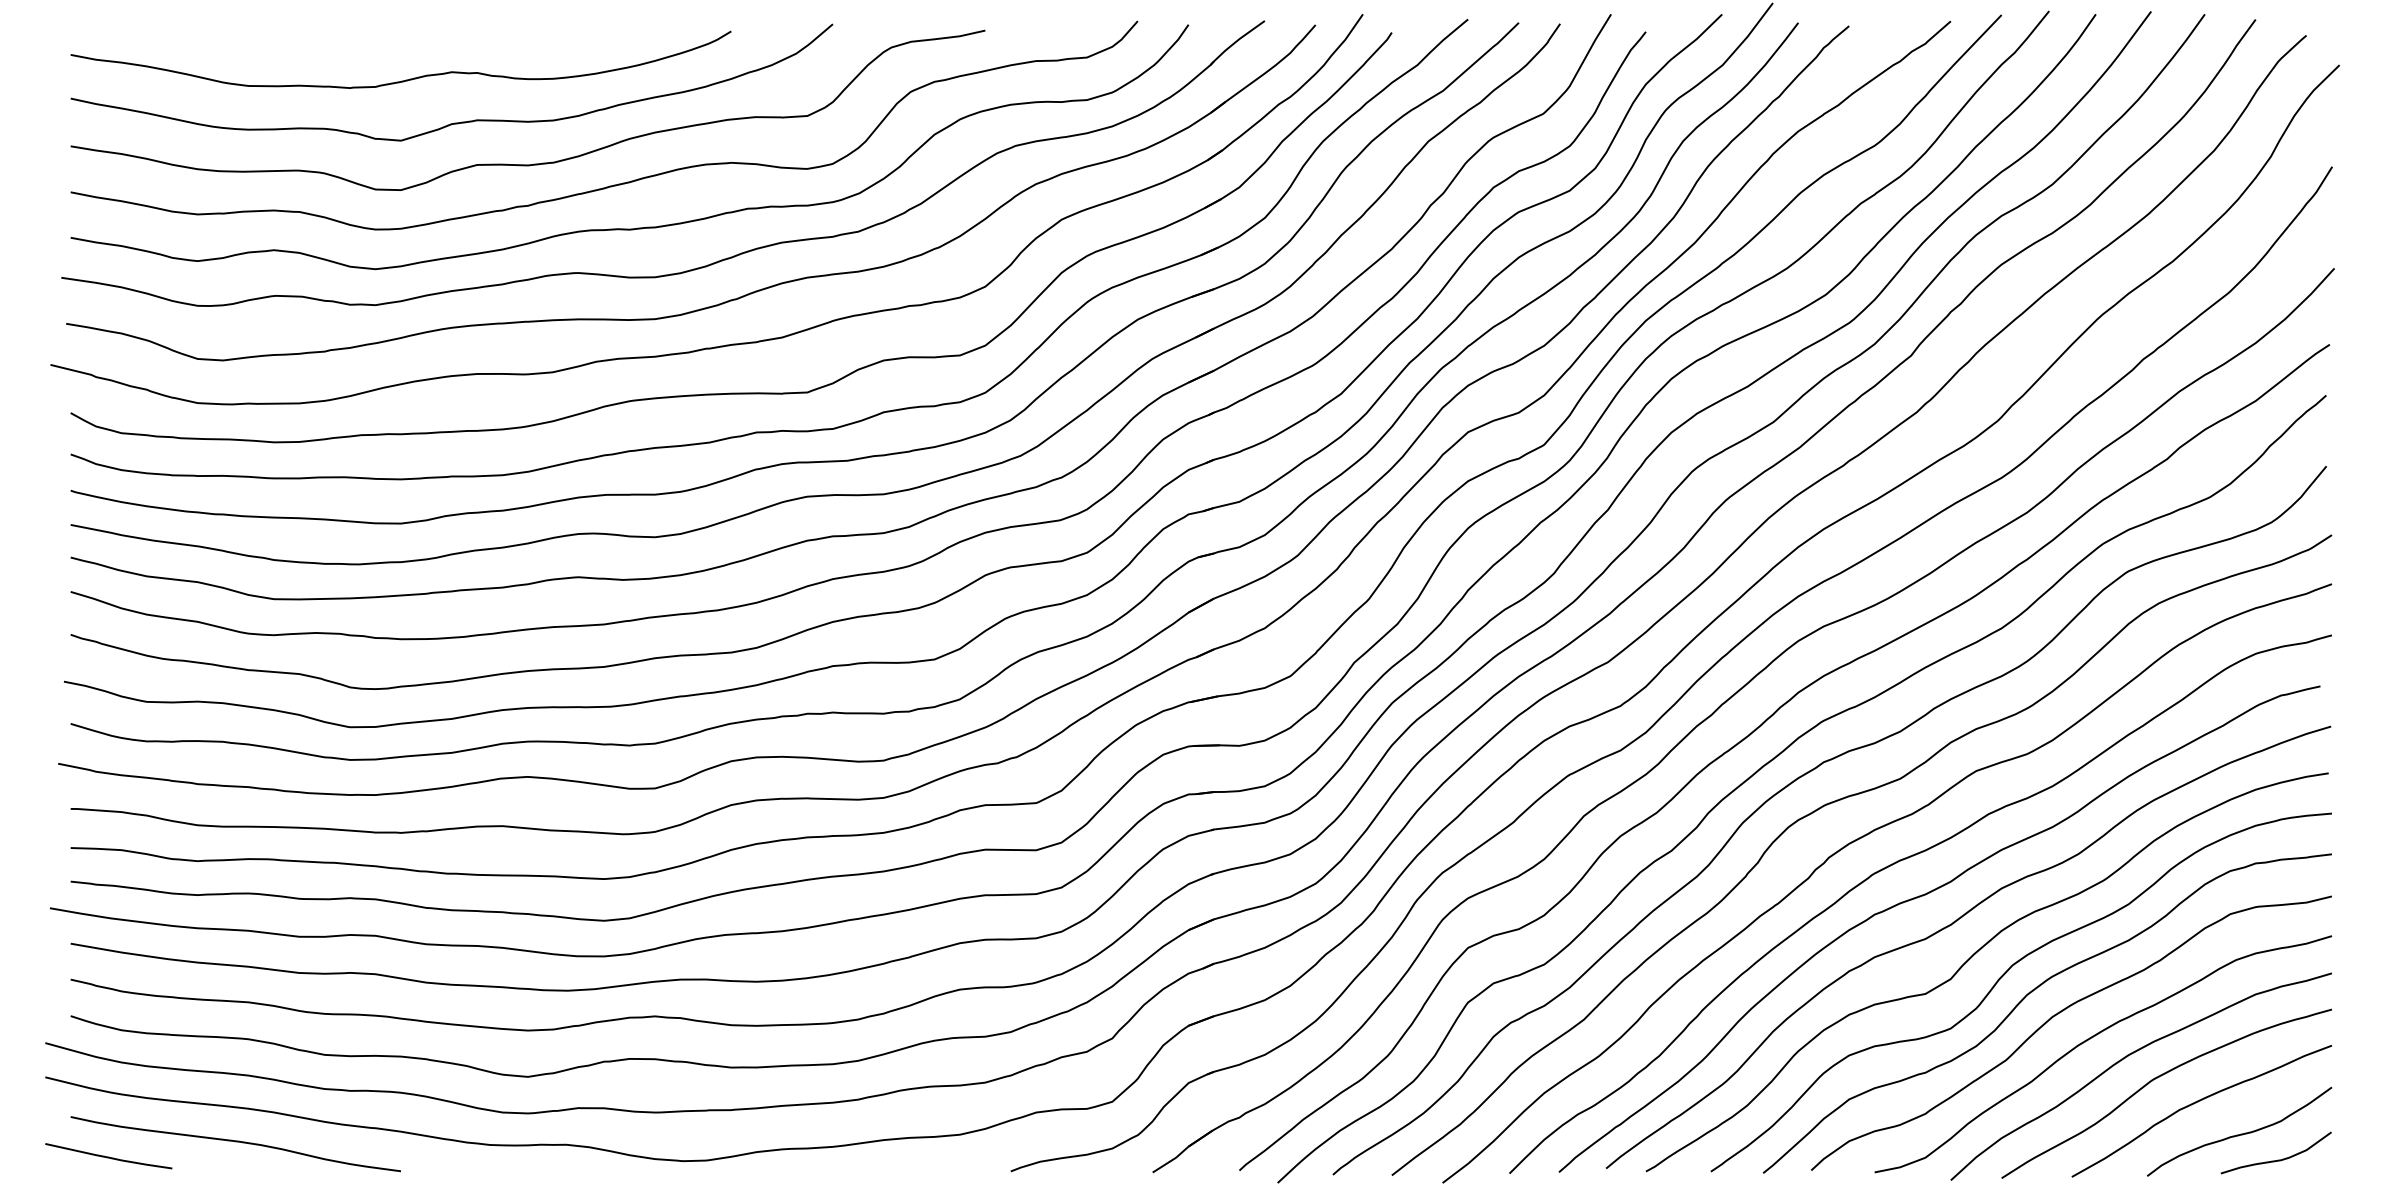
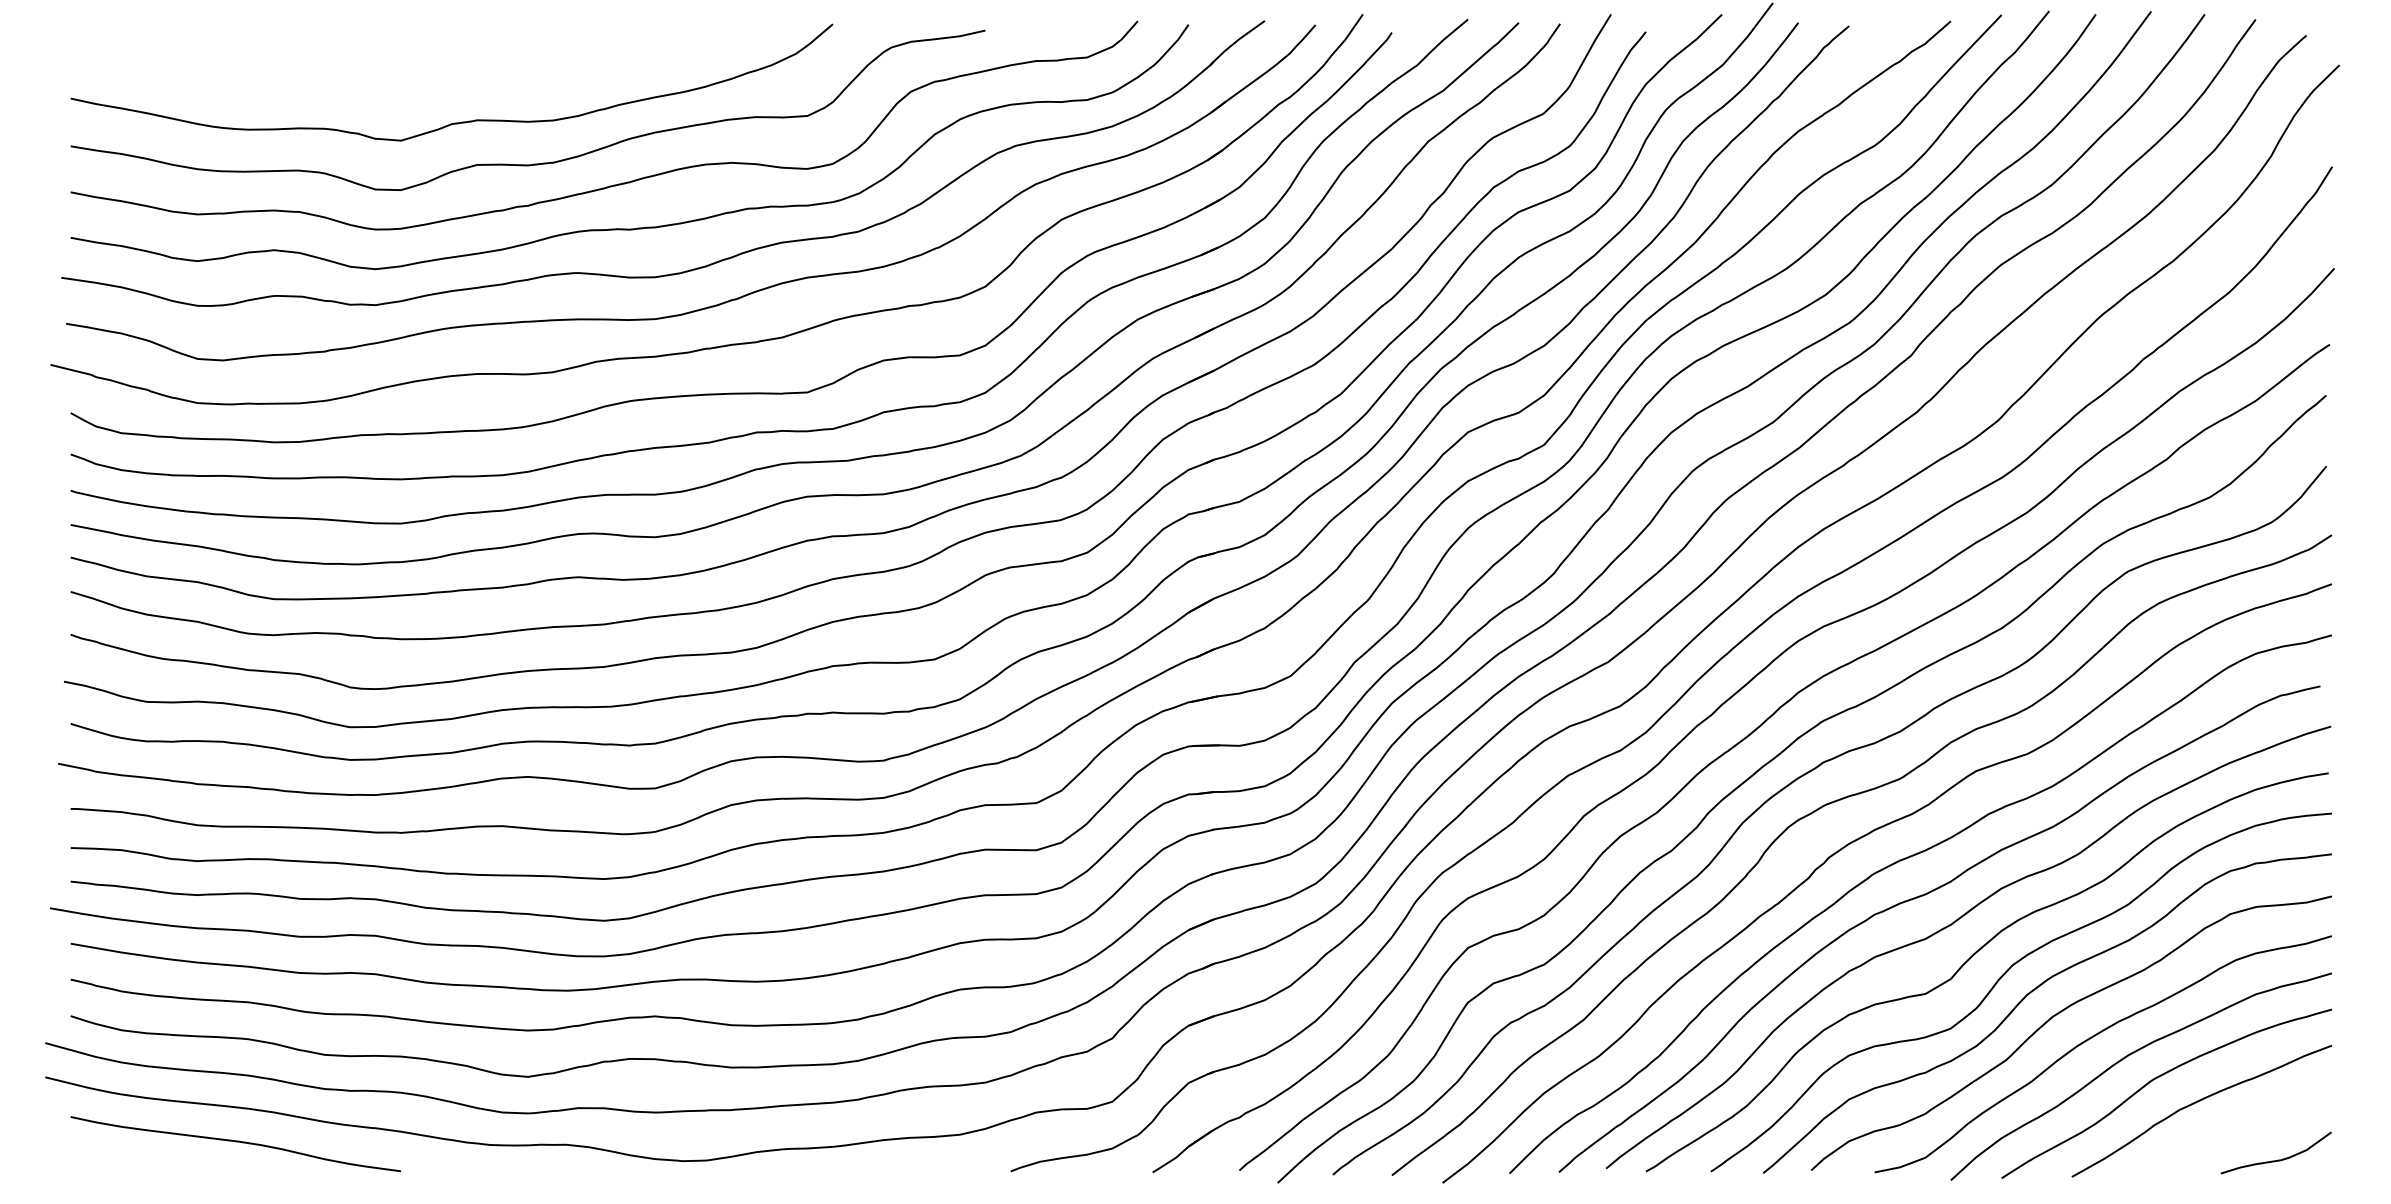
curve: present -> none (405, 79)
curve: present -> none (2240, 1133)
curve: present -> none (108, 1156)
